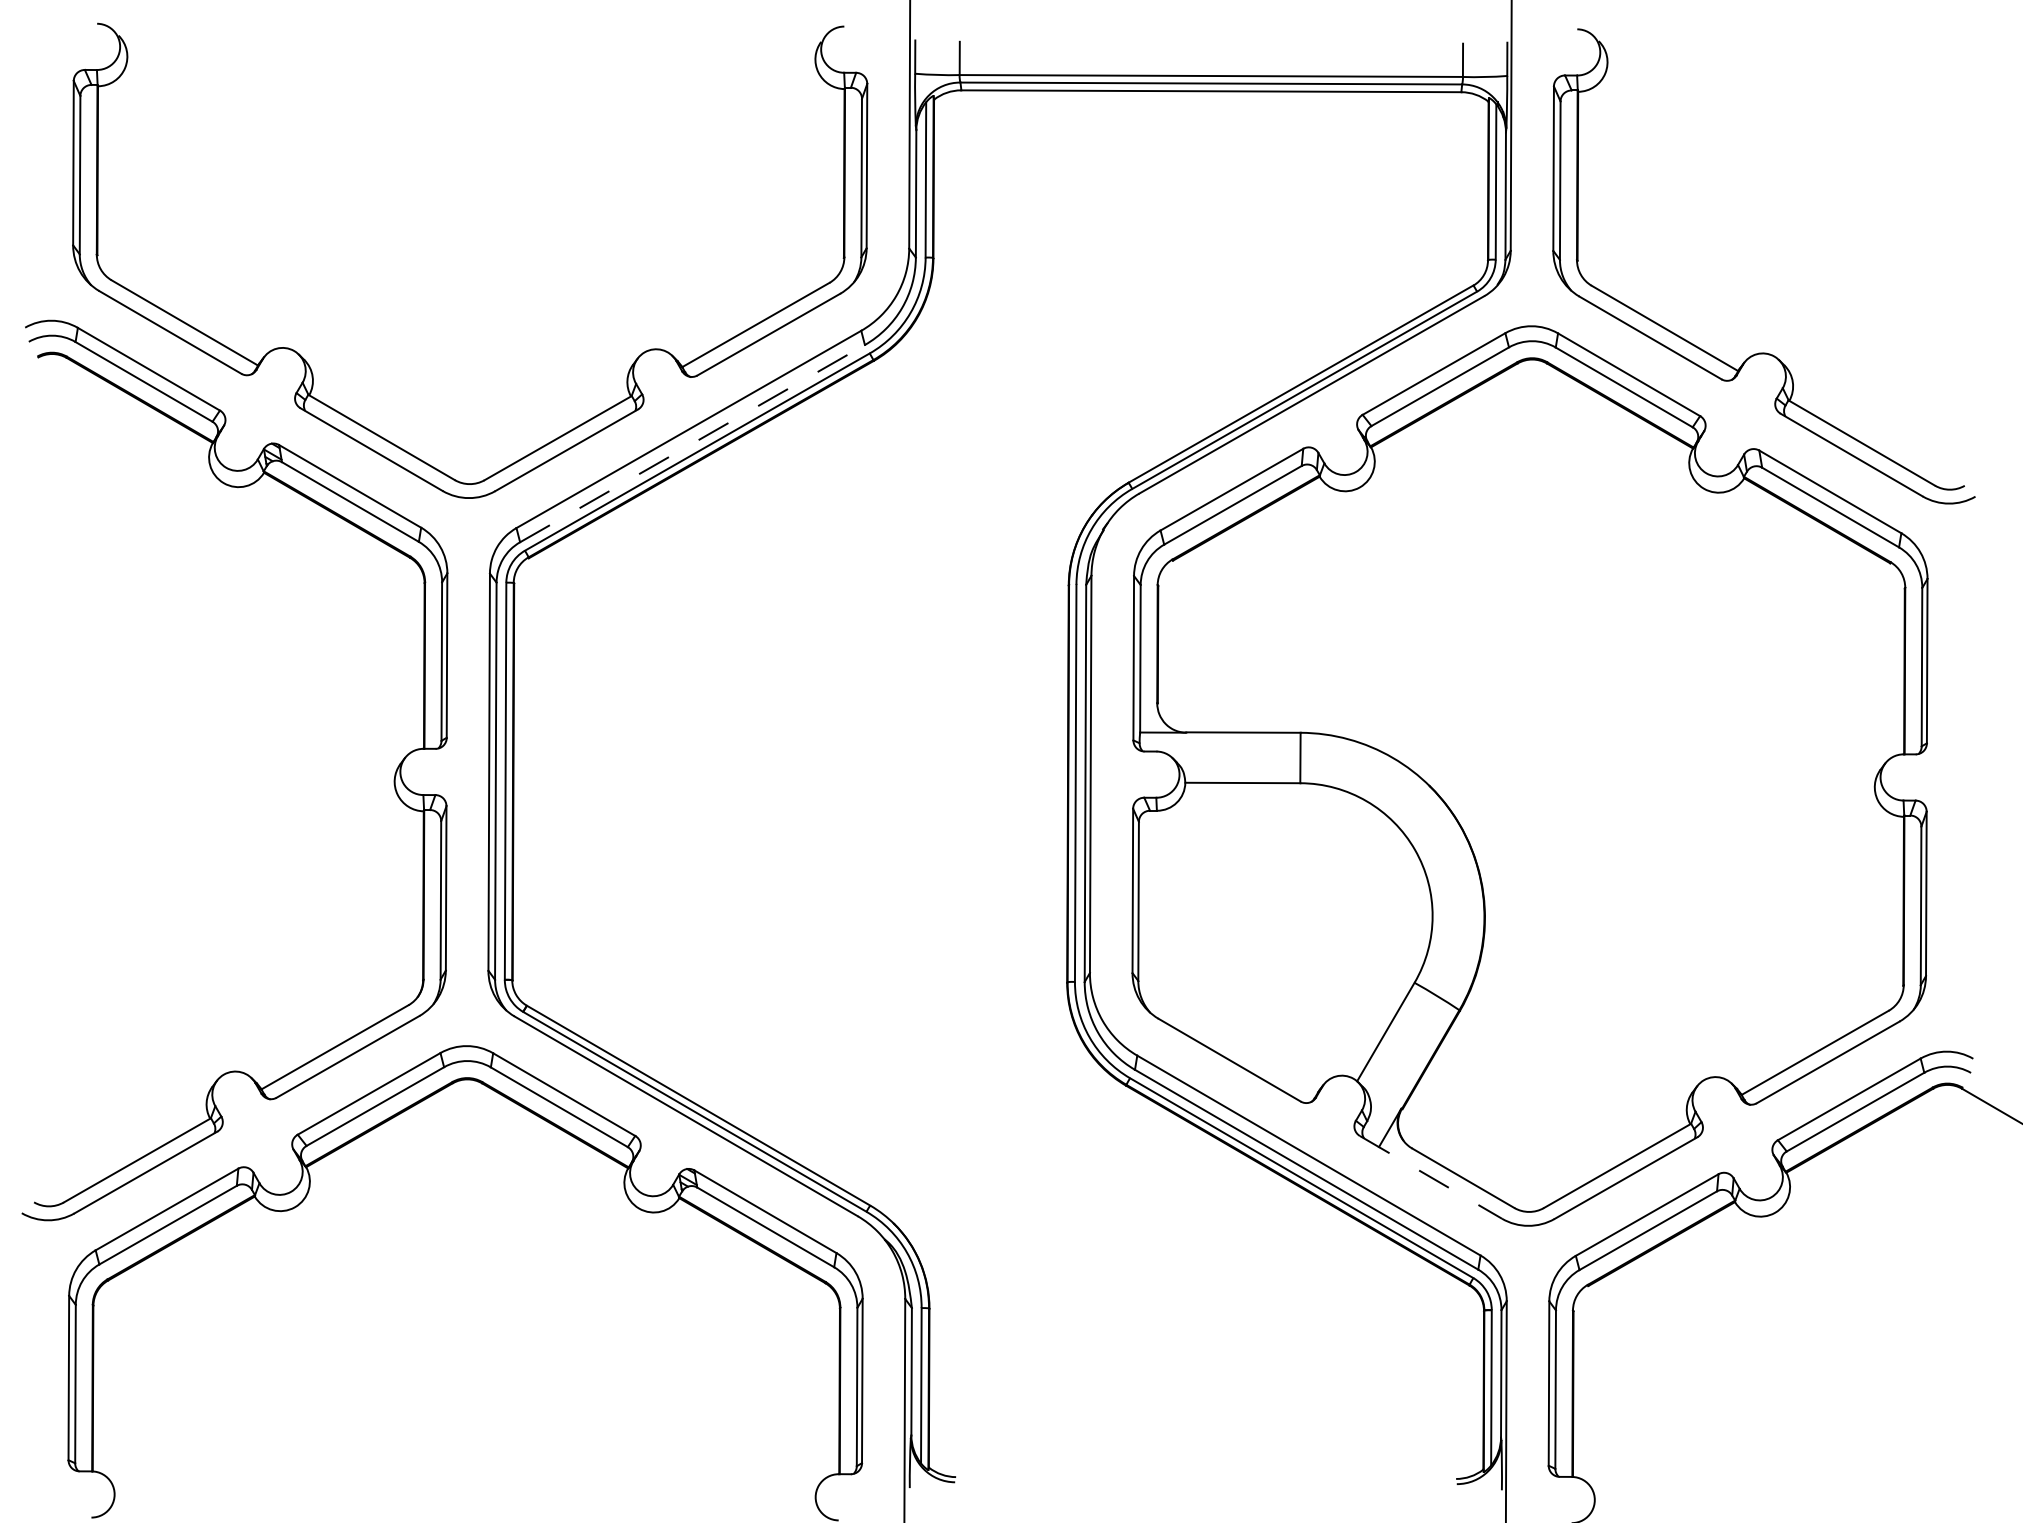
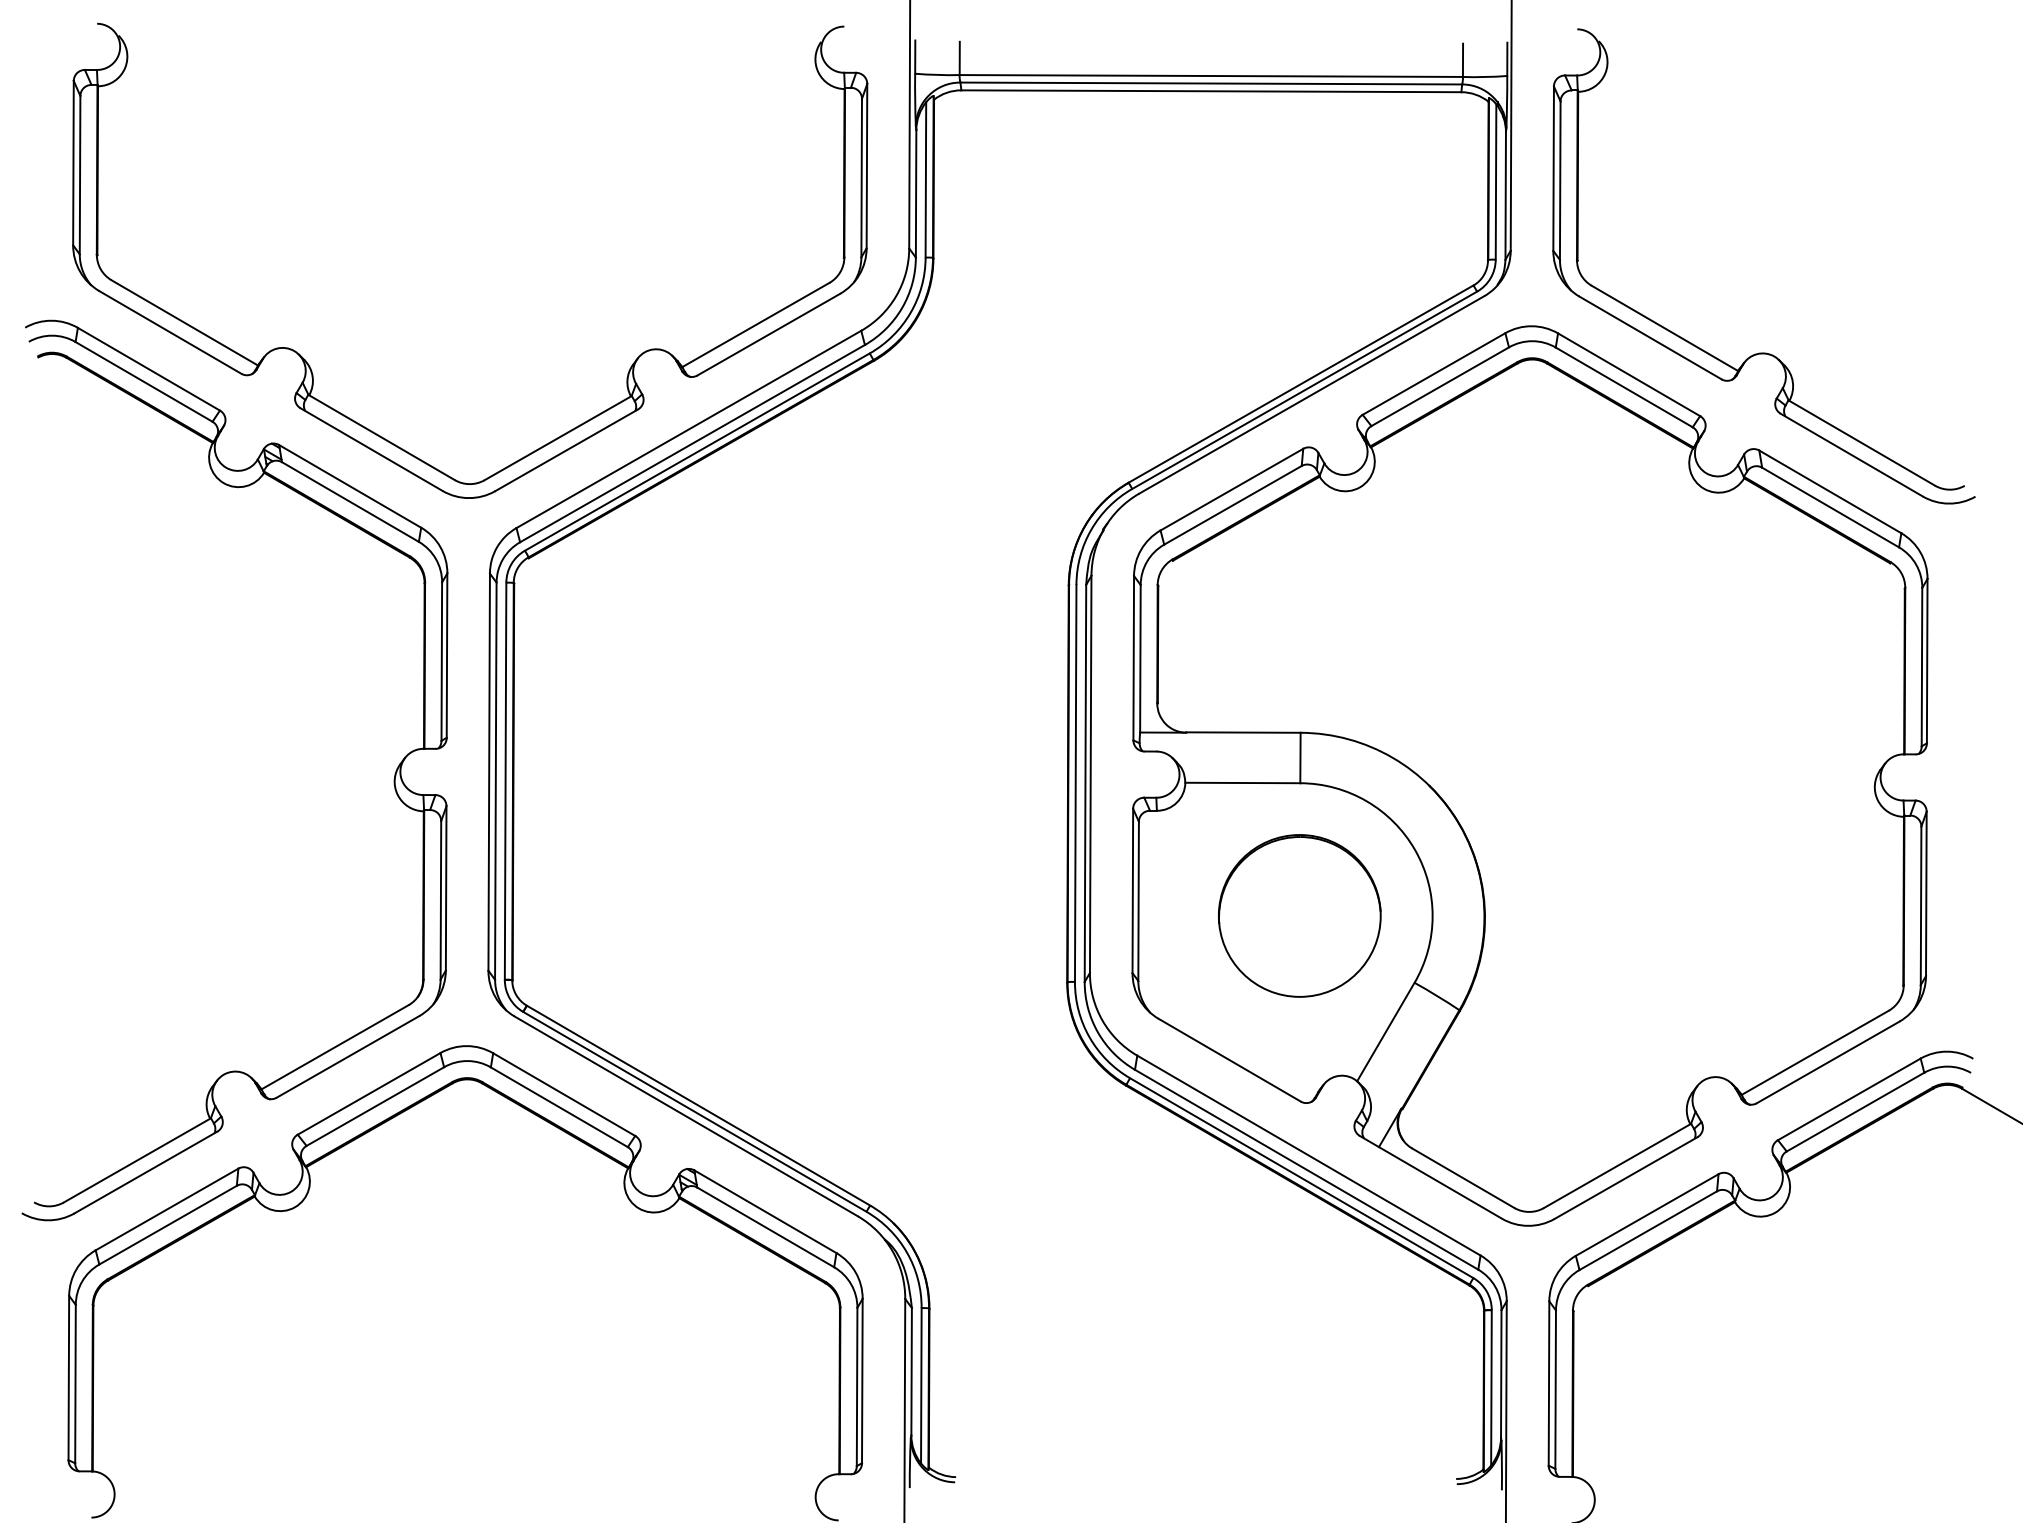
line: dashed -> solid (692, 443)
part: none -> present (1299, 915)
line: dashed -> solid (1431, 1177)
